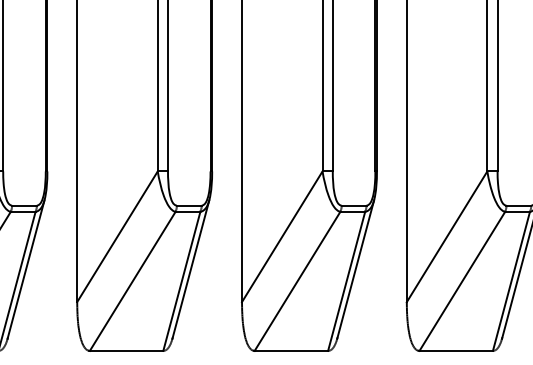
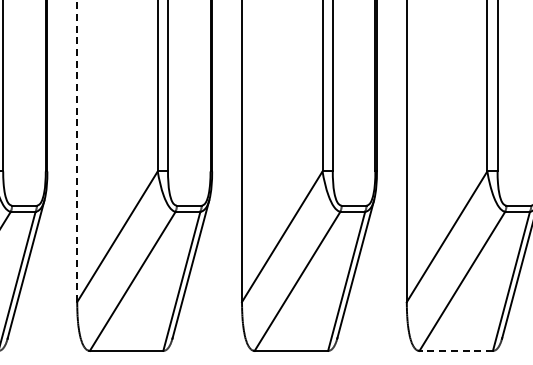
line: solid -> dashed (77, 151)
line: solid -> dashed (456, 350)
